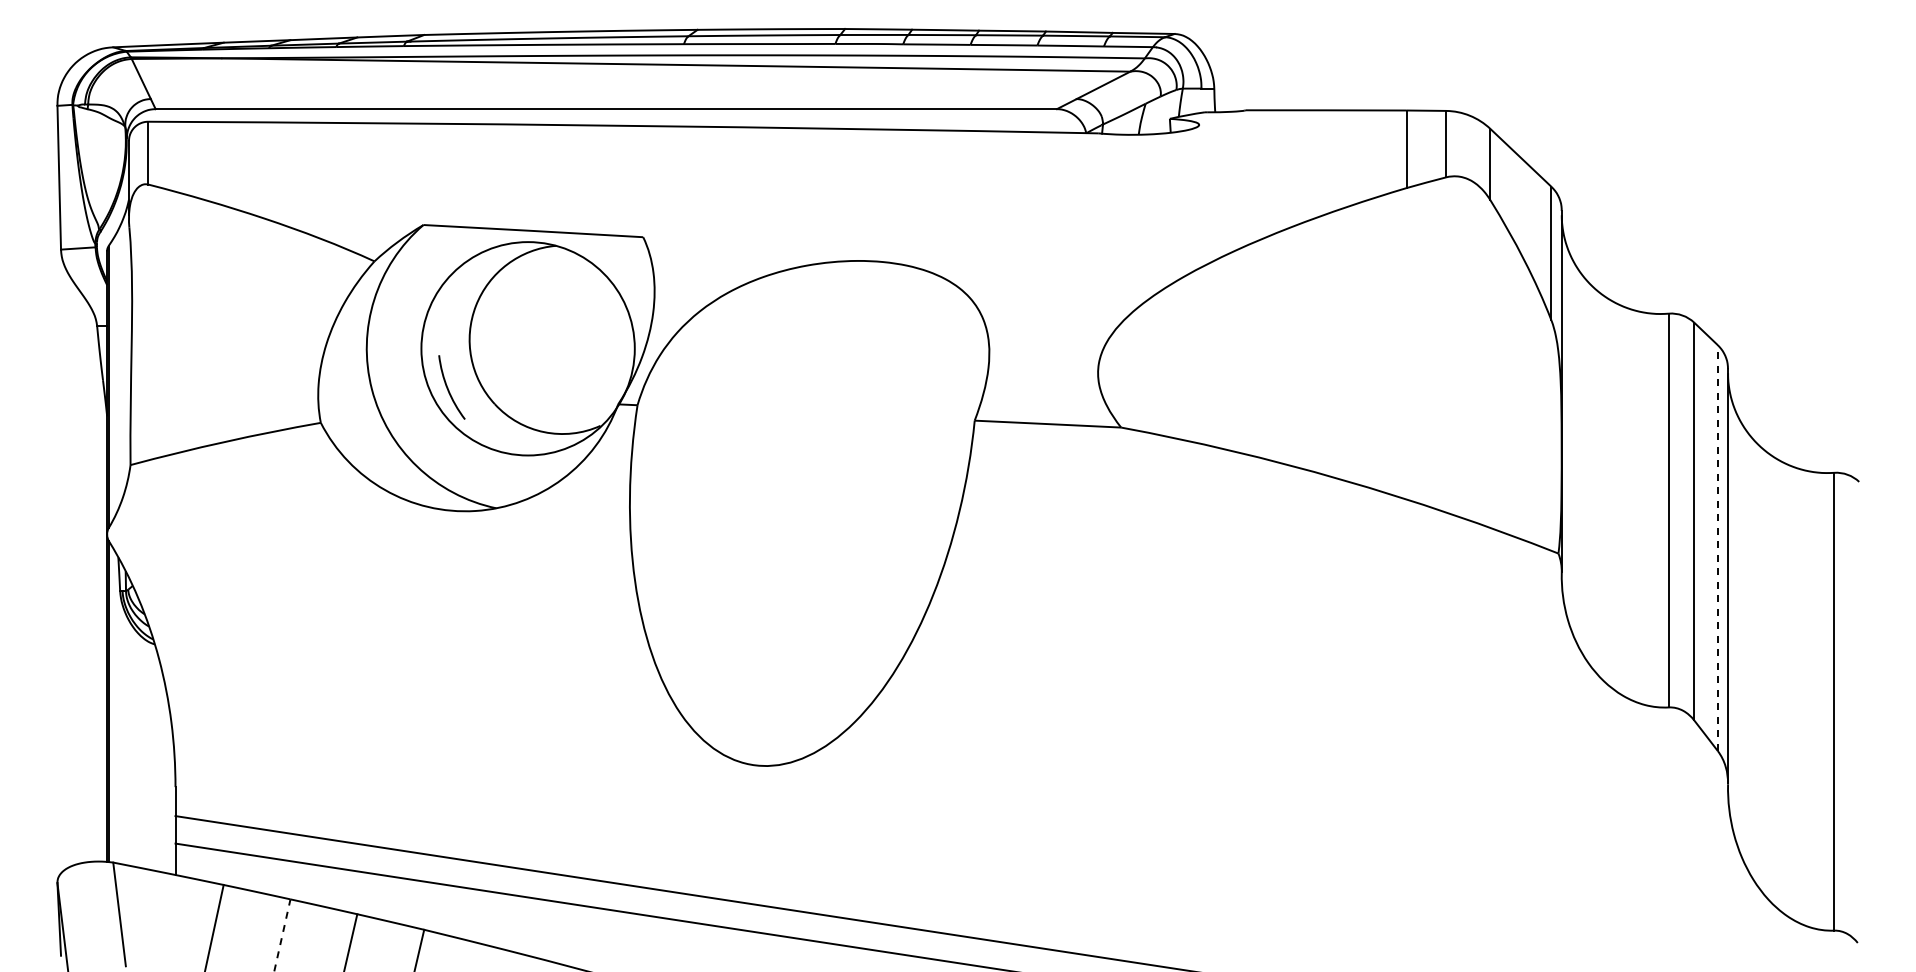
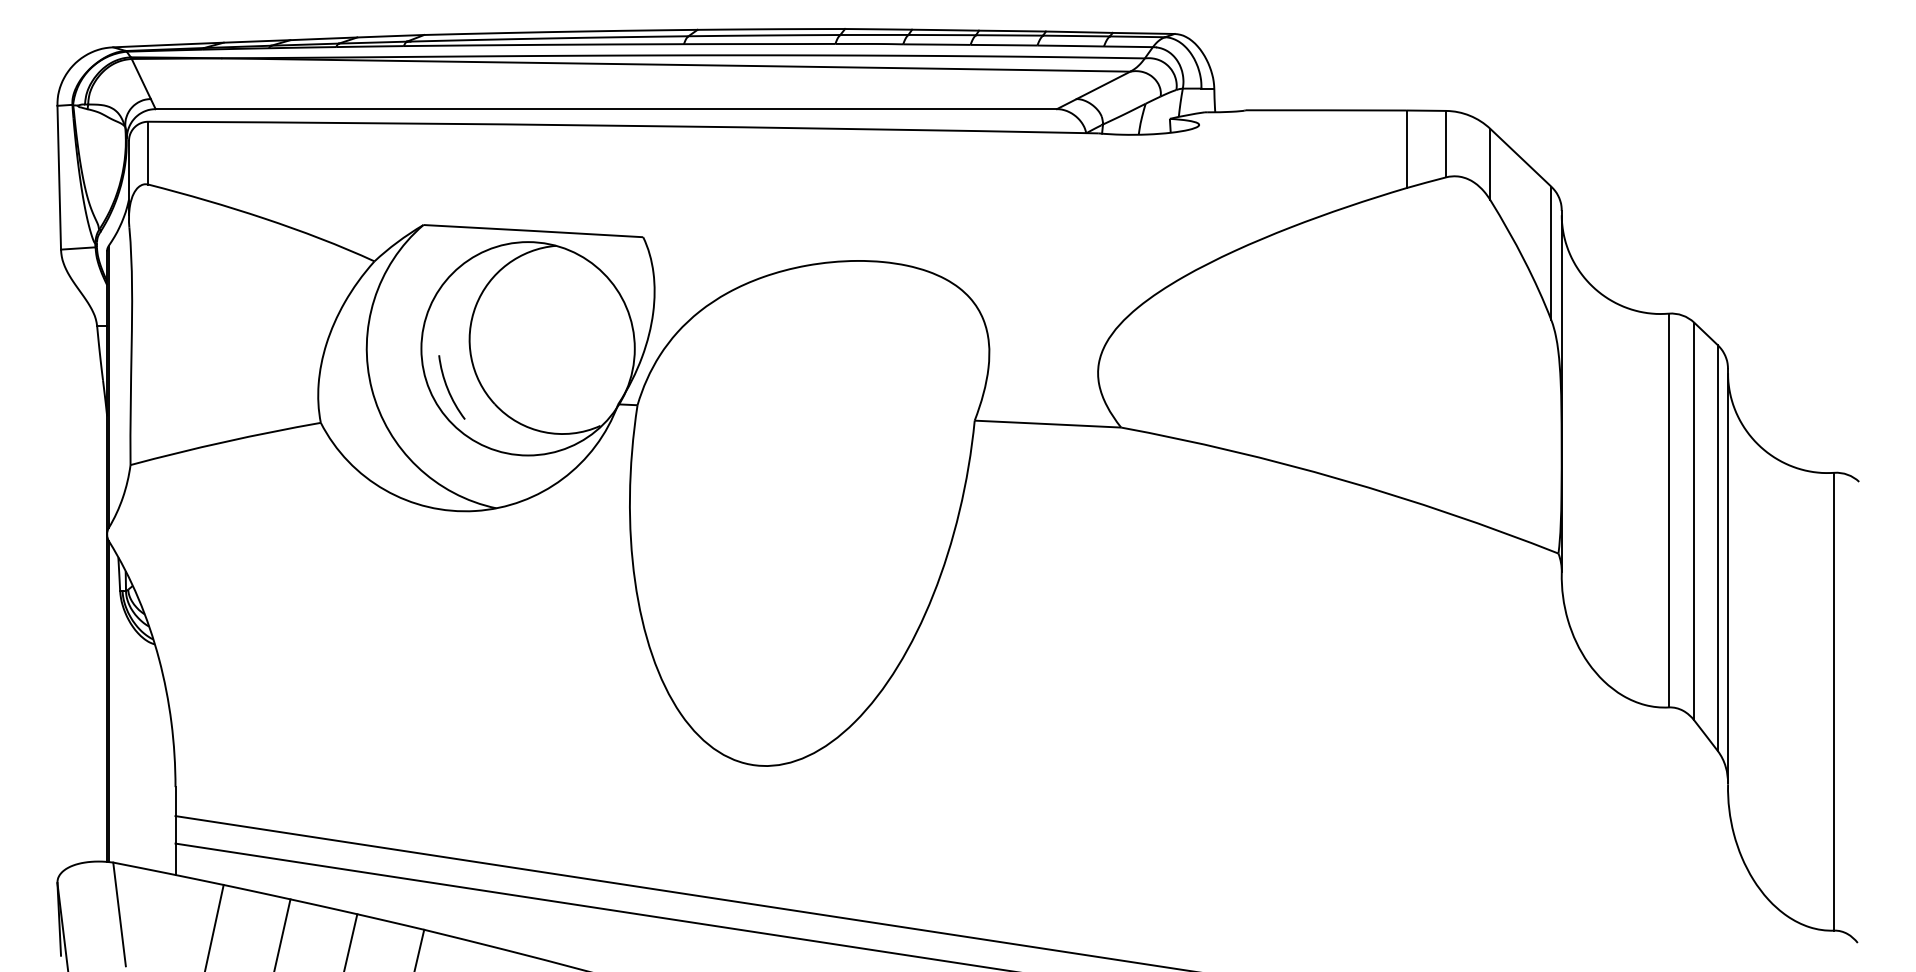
line: dashed -> solid (1717, 548)
line: dashed -> solid (282, 935)
